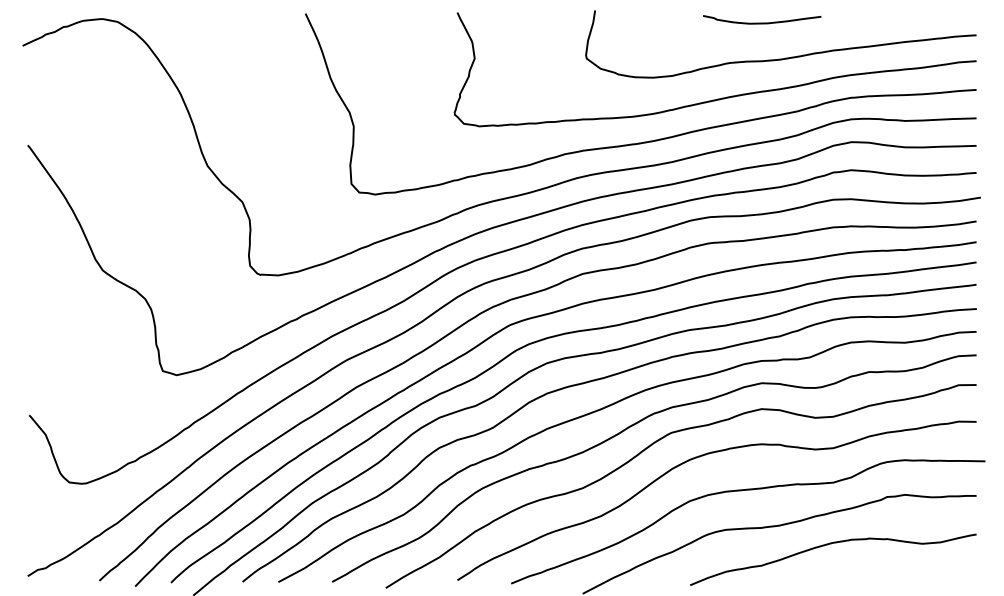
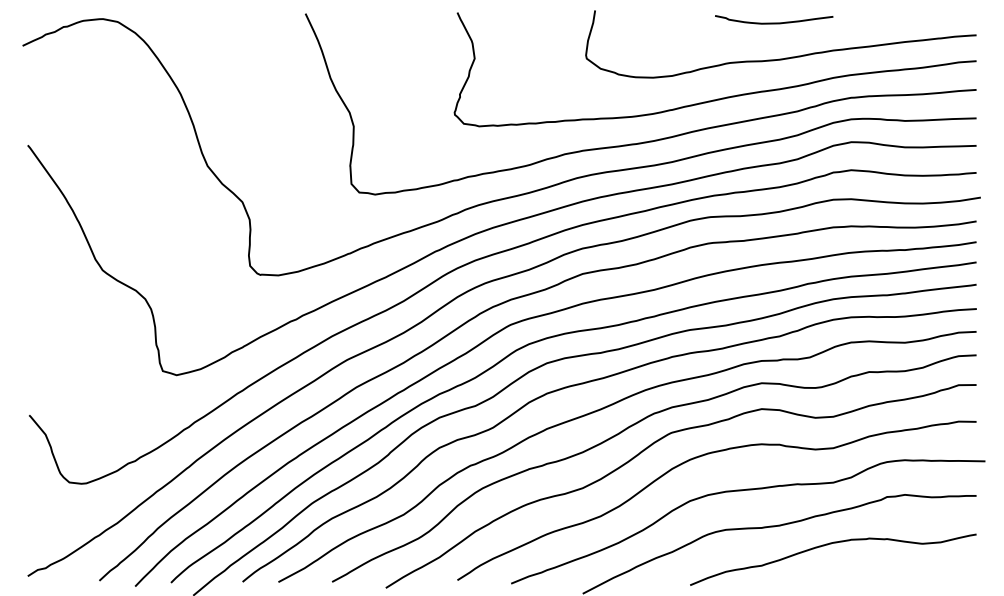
curve position: (762, 22) -> (774, 22) (774, 22)
